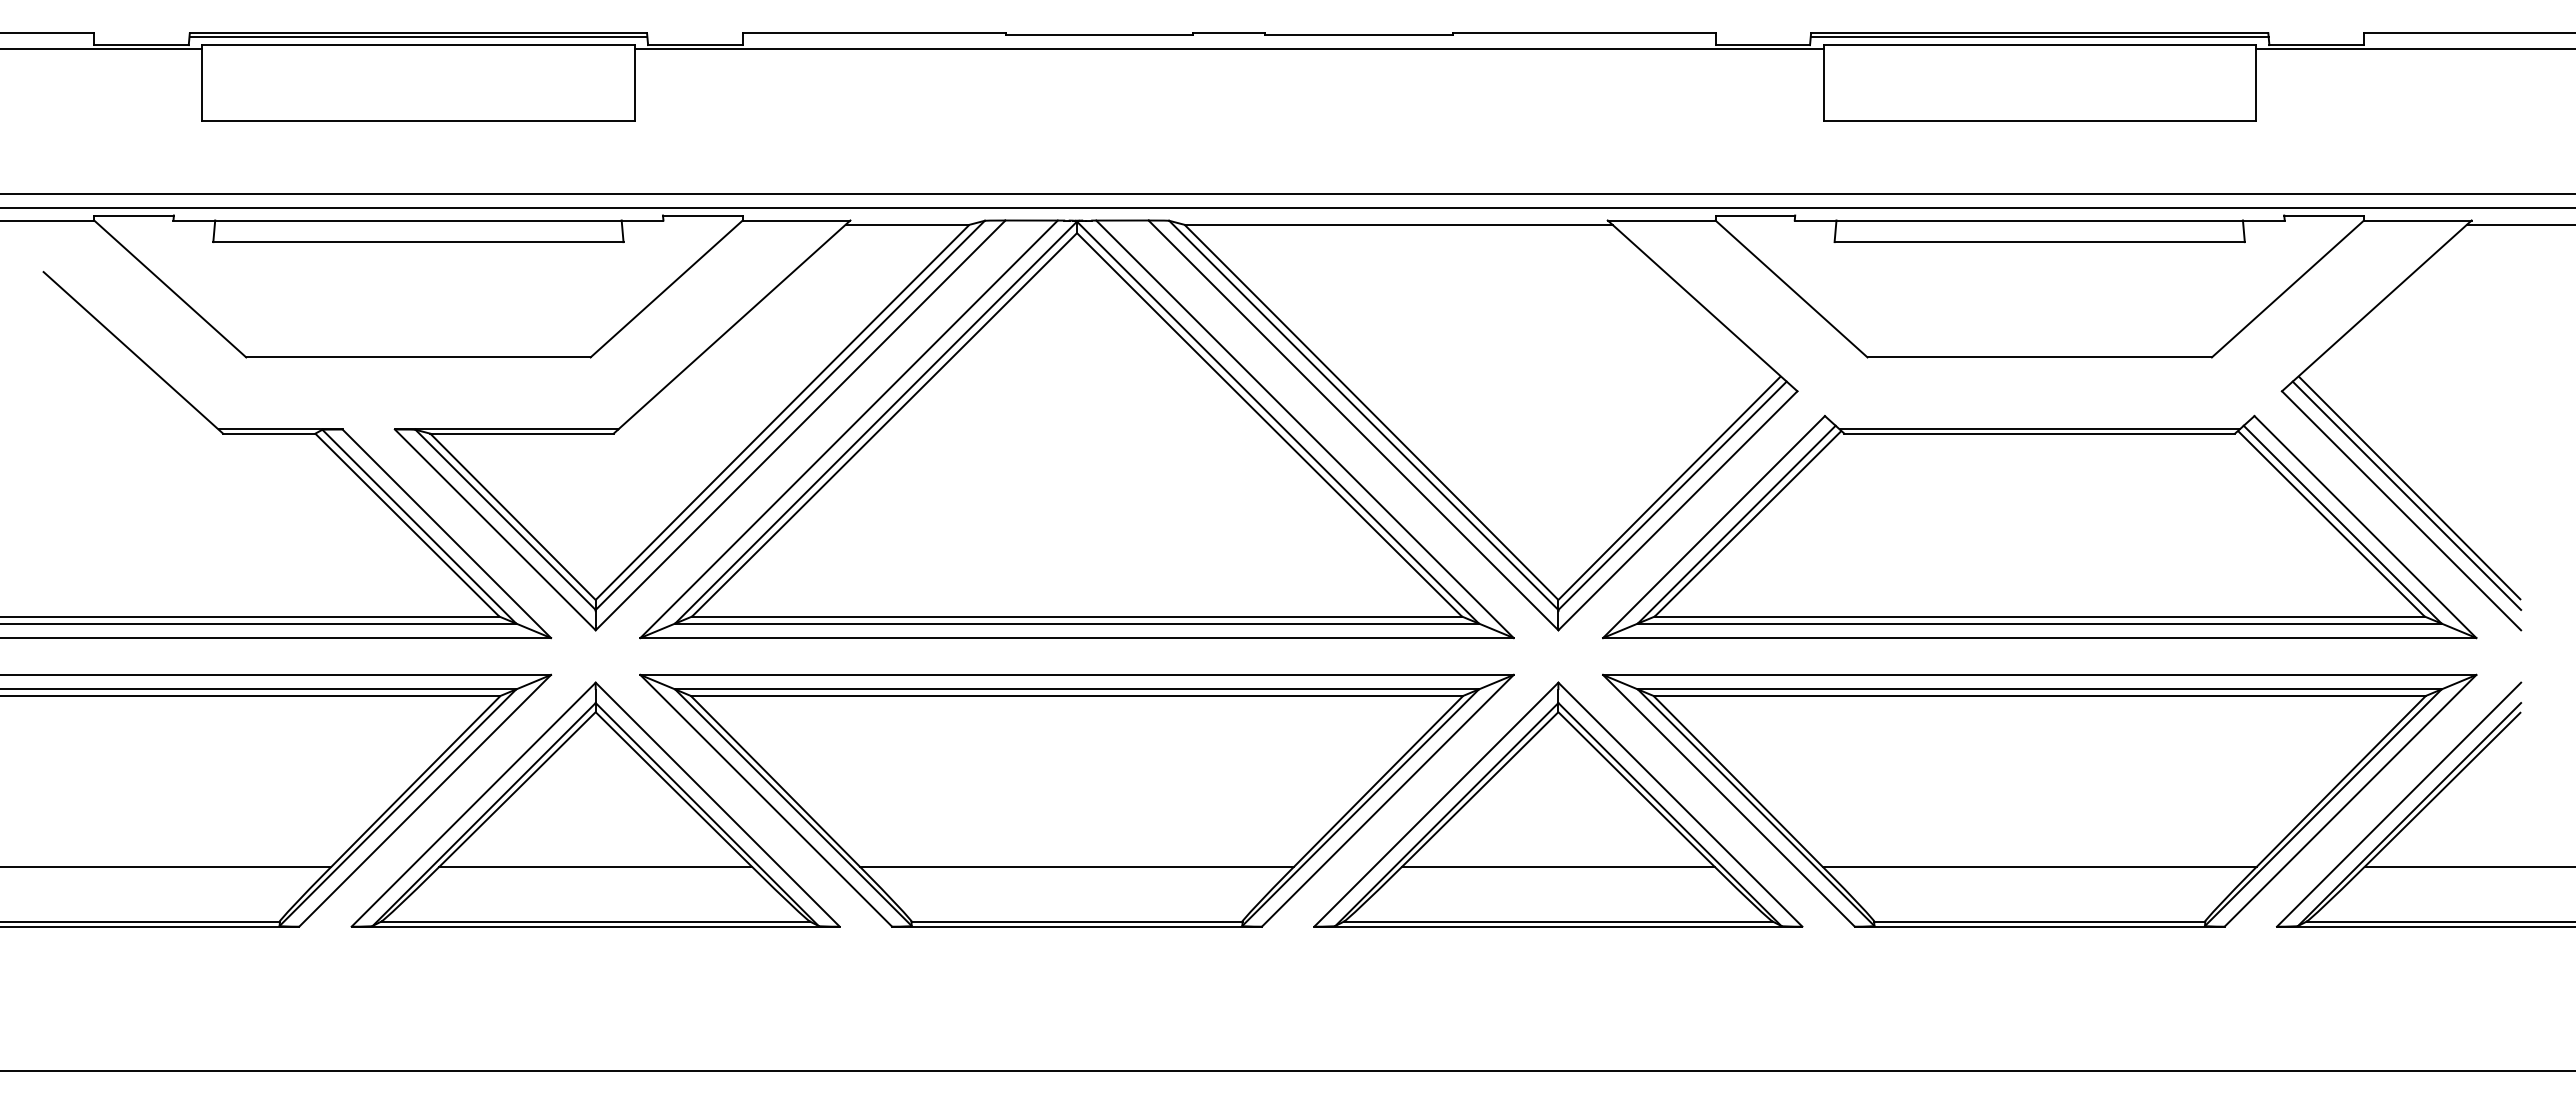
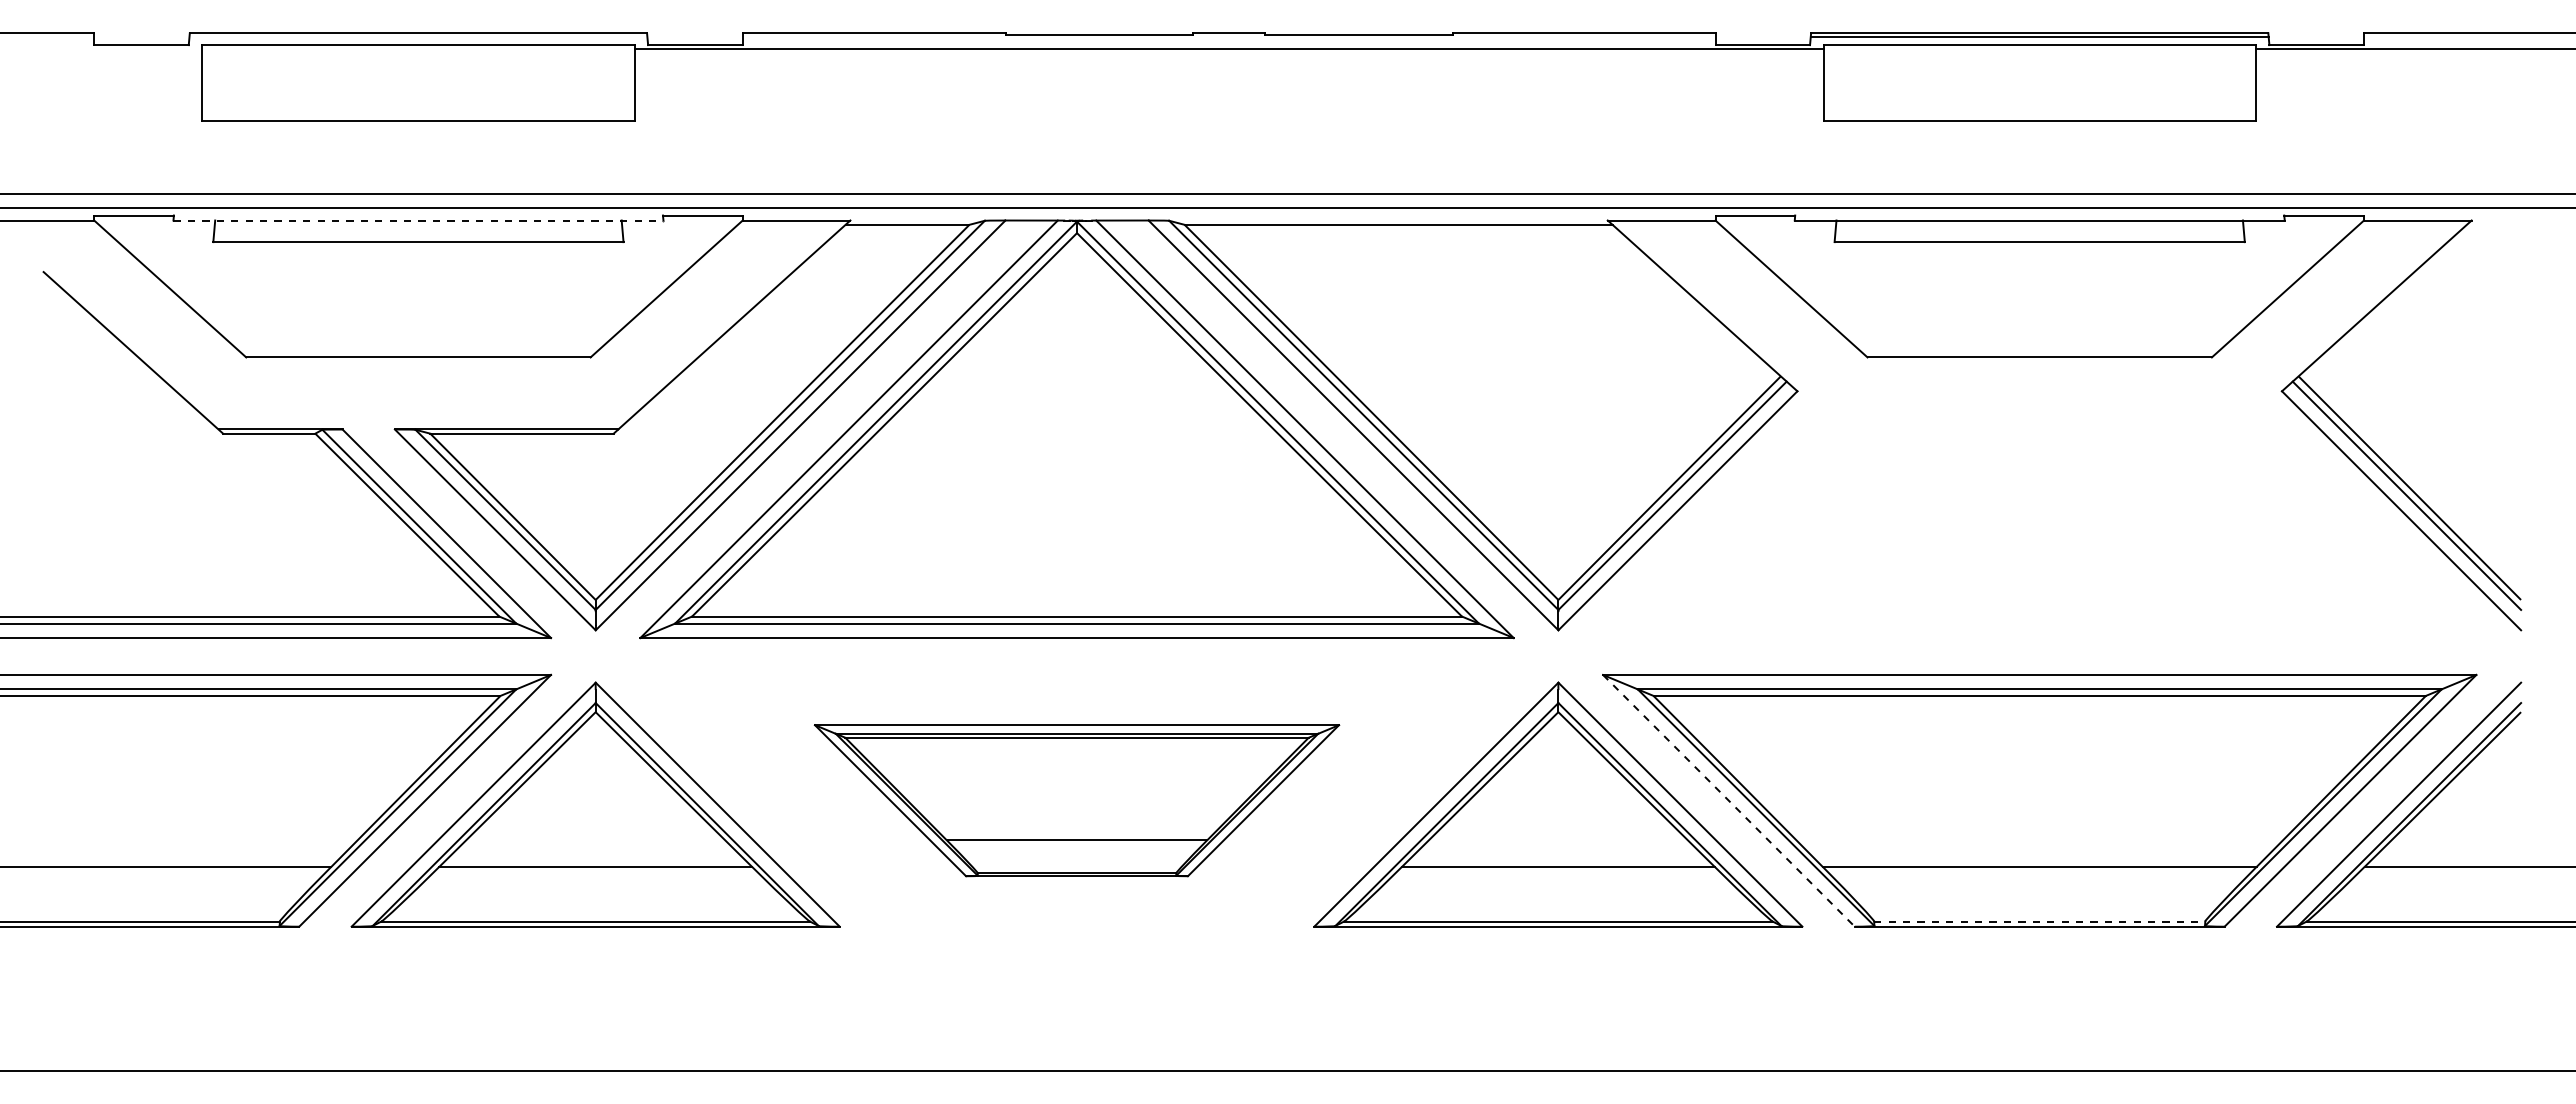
line: present -> none (418, 36)
line: present -> none (102, 48)
line: solid -> dashed (418, 220)
line: present -> none (2519, 224)
part: present -> none (2039, 526)
part size: 876x255 px -> 528x154 px (1076, 800)
line: solid -> dashed (1728, 800)
line: solid -> dashed (2039, 921)
